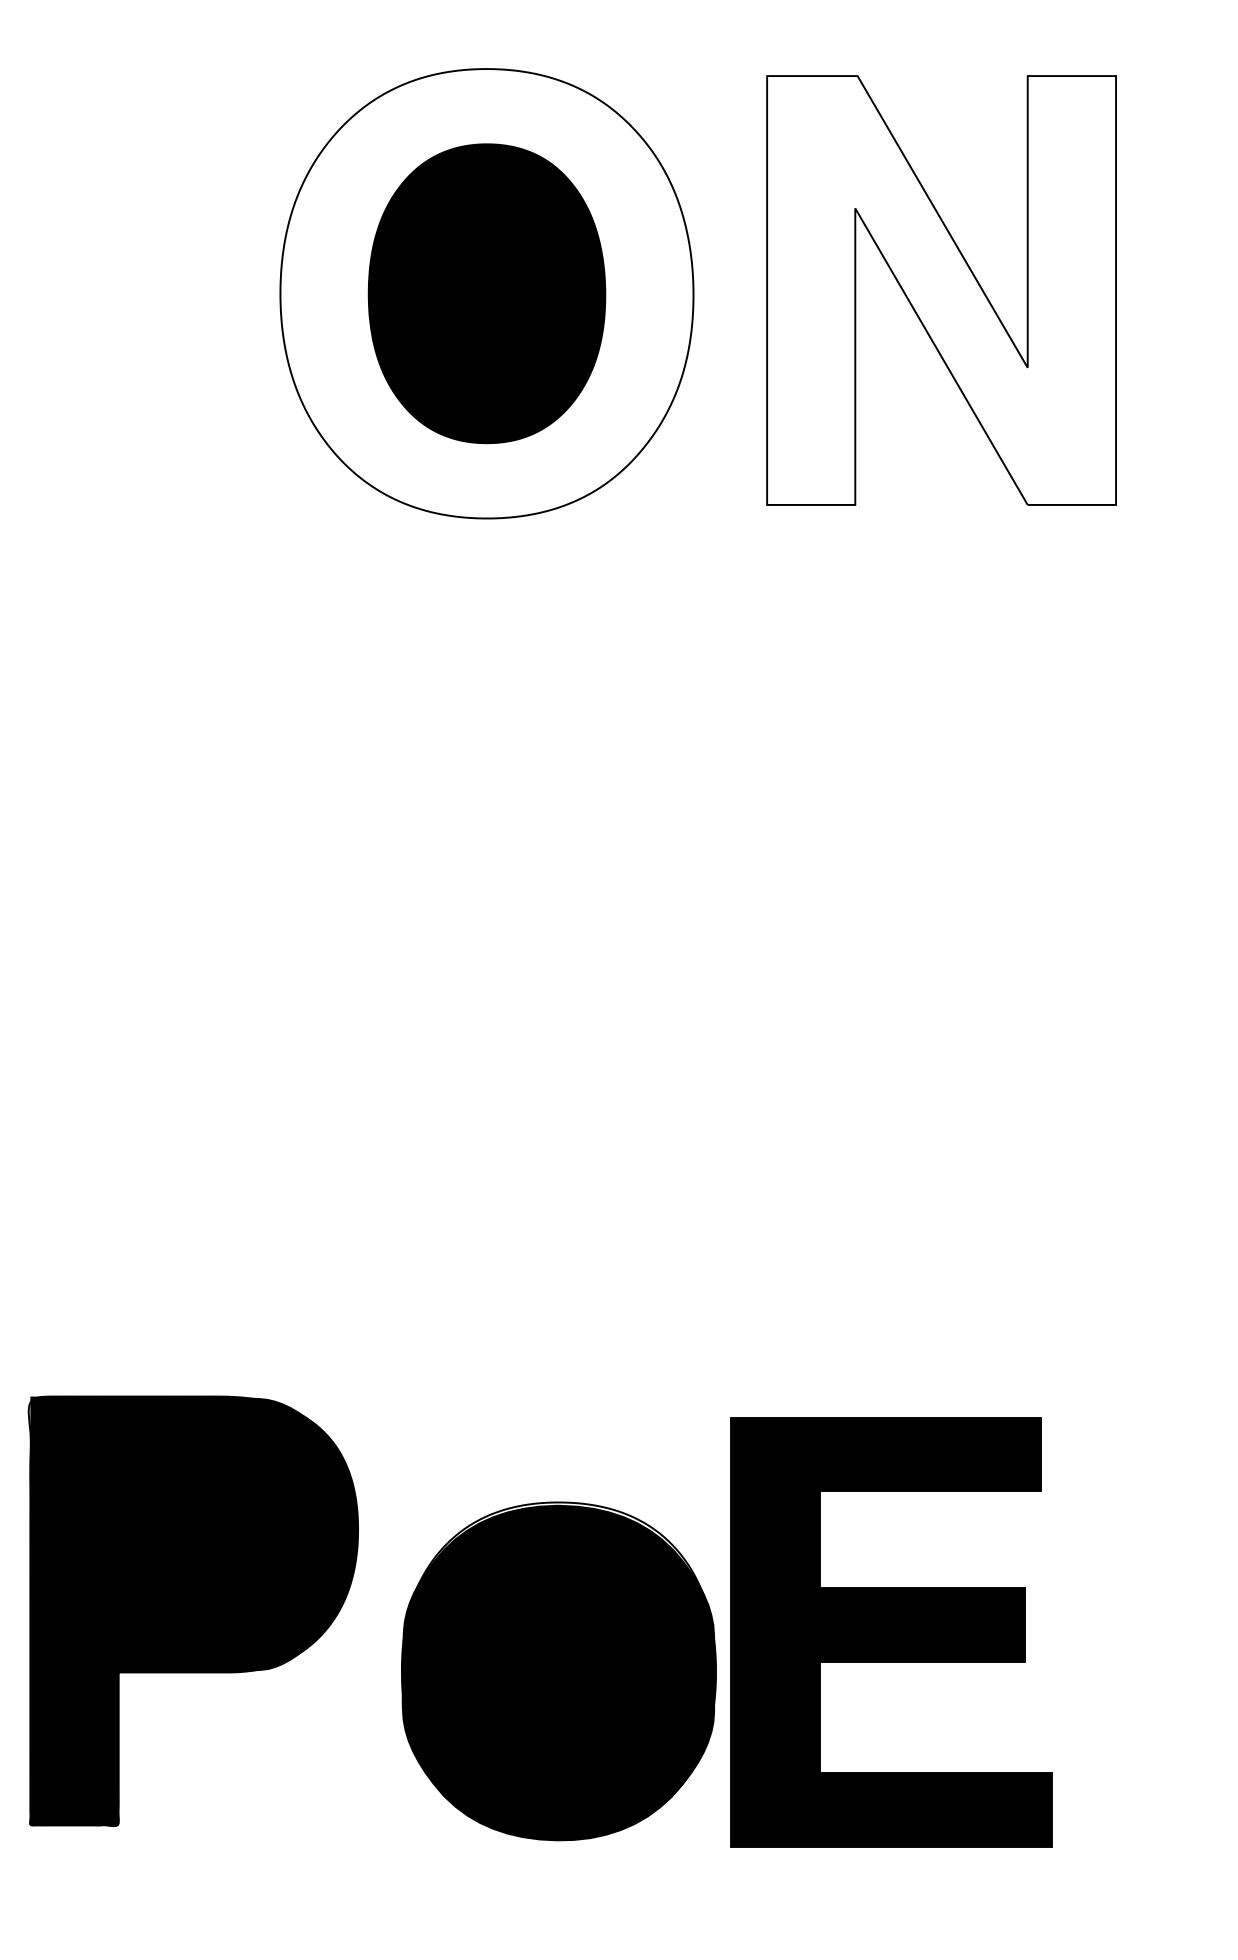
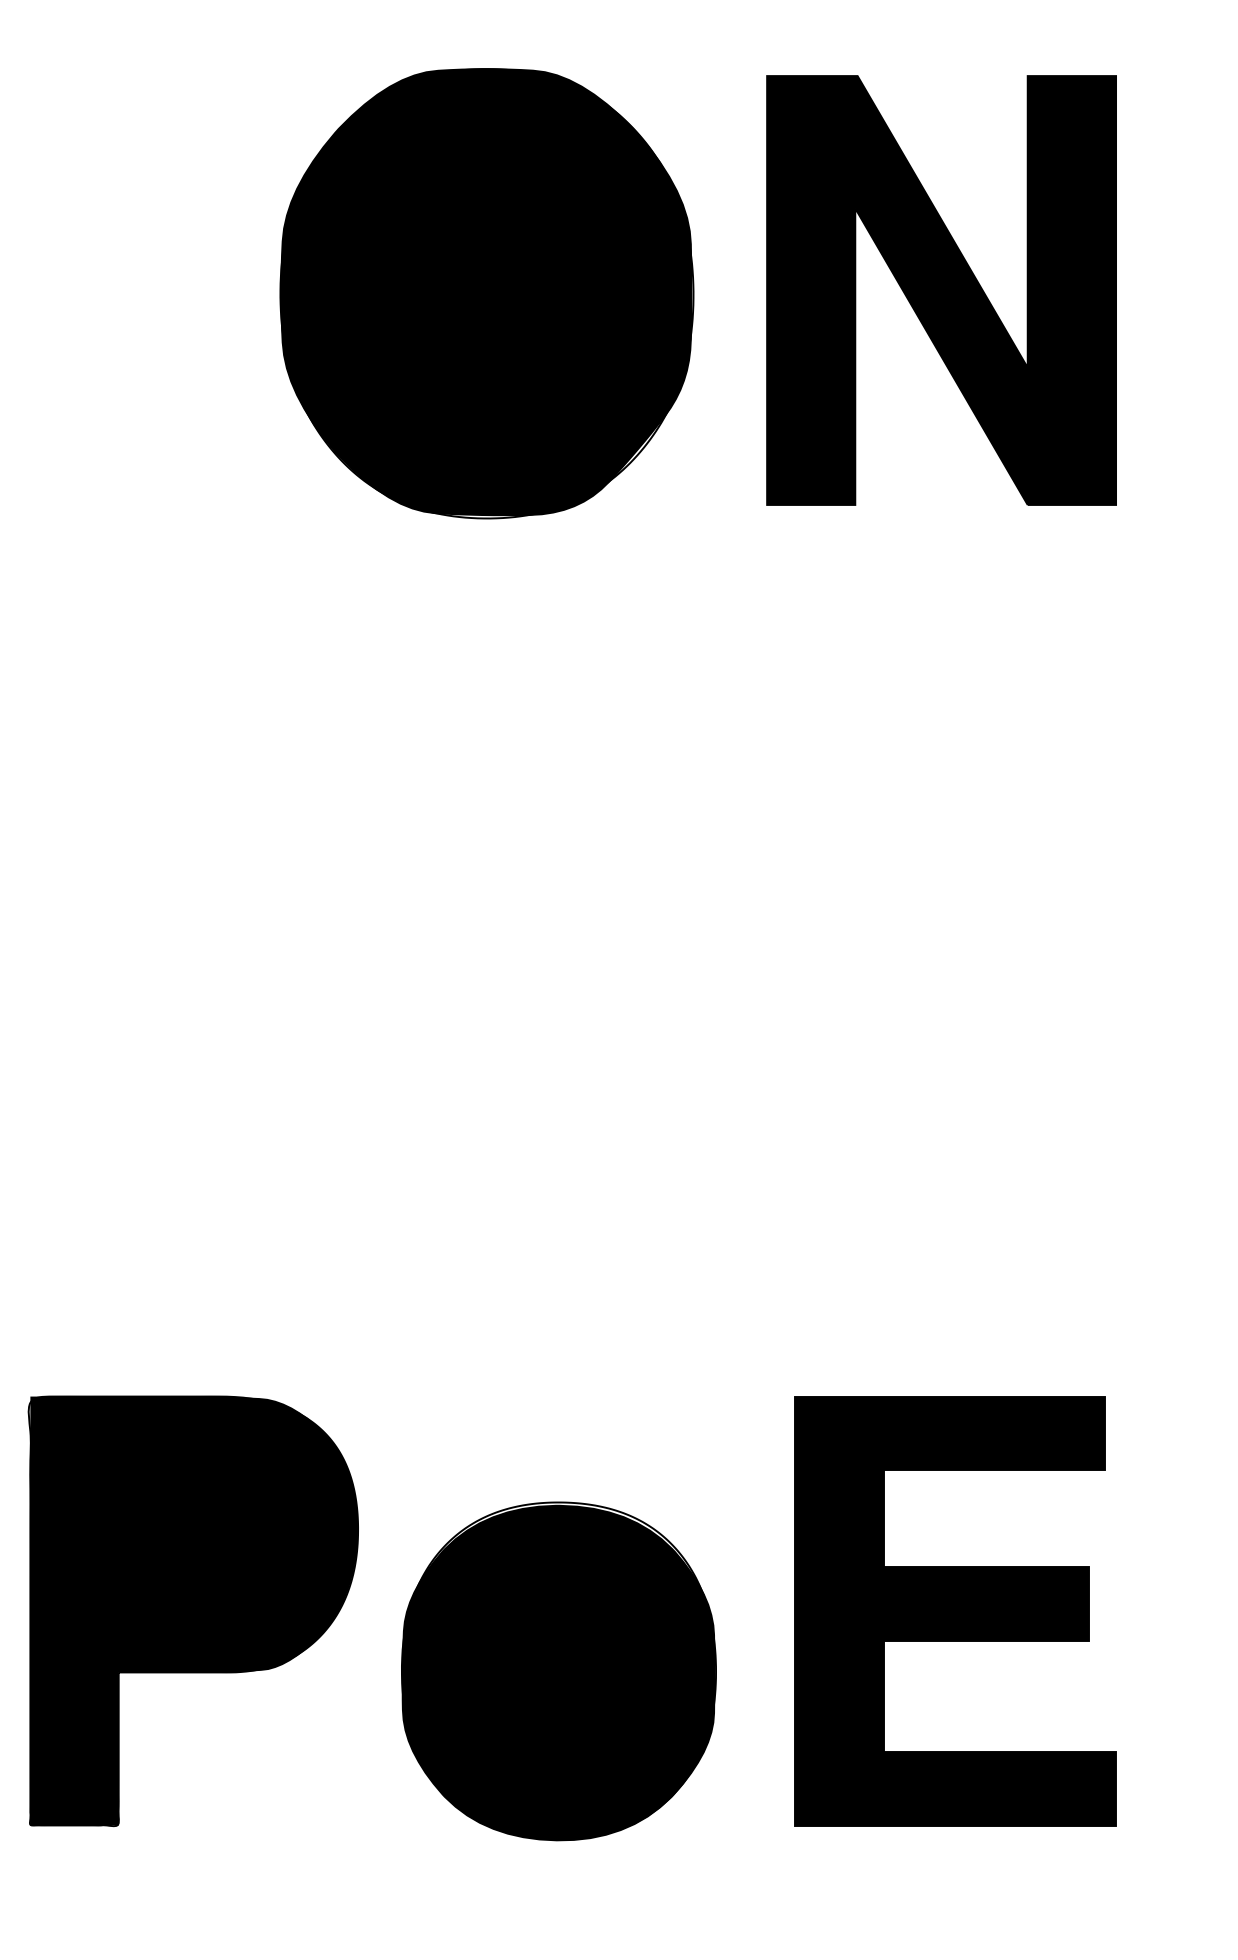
fill: none -> present (941, 290)
fill: none -> present (486, 292)
part position: (891, 1632) -> (955, 1611) (955, 1611)
